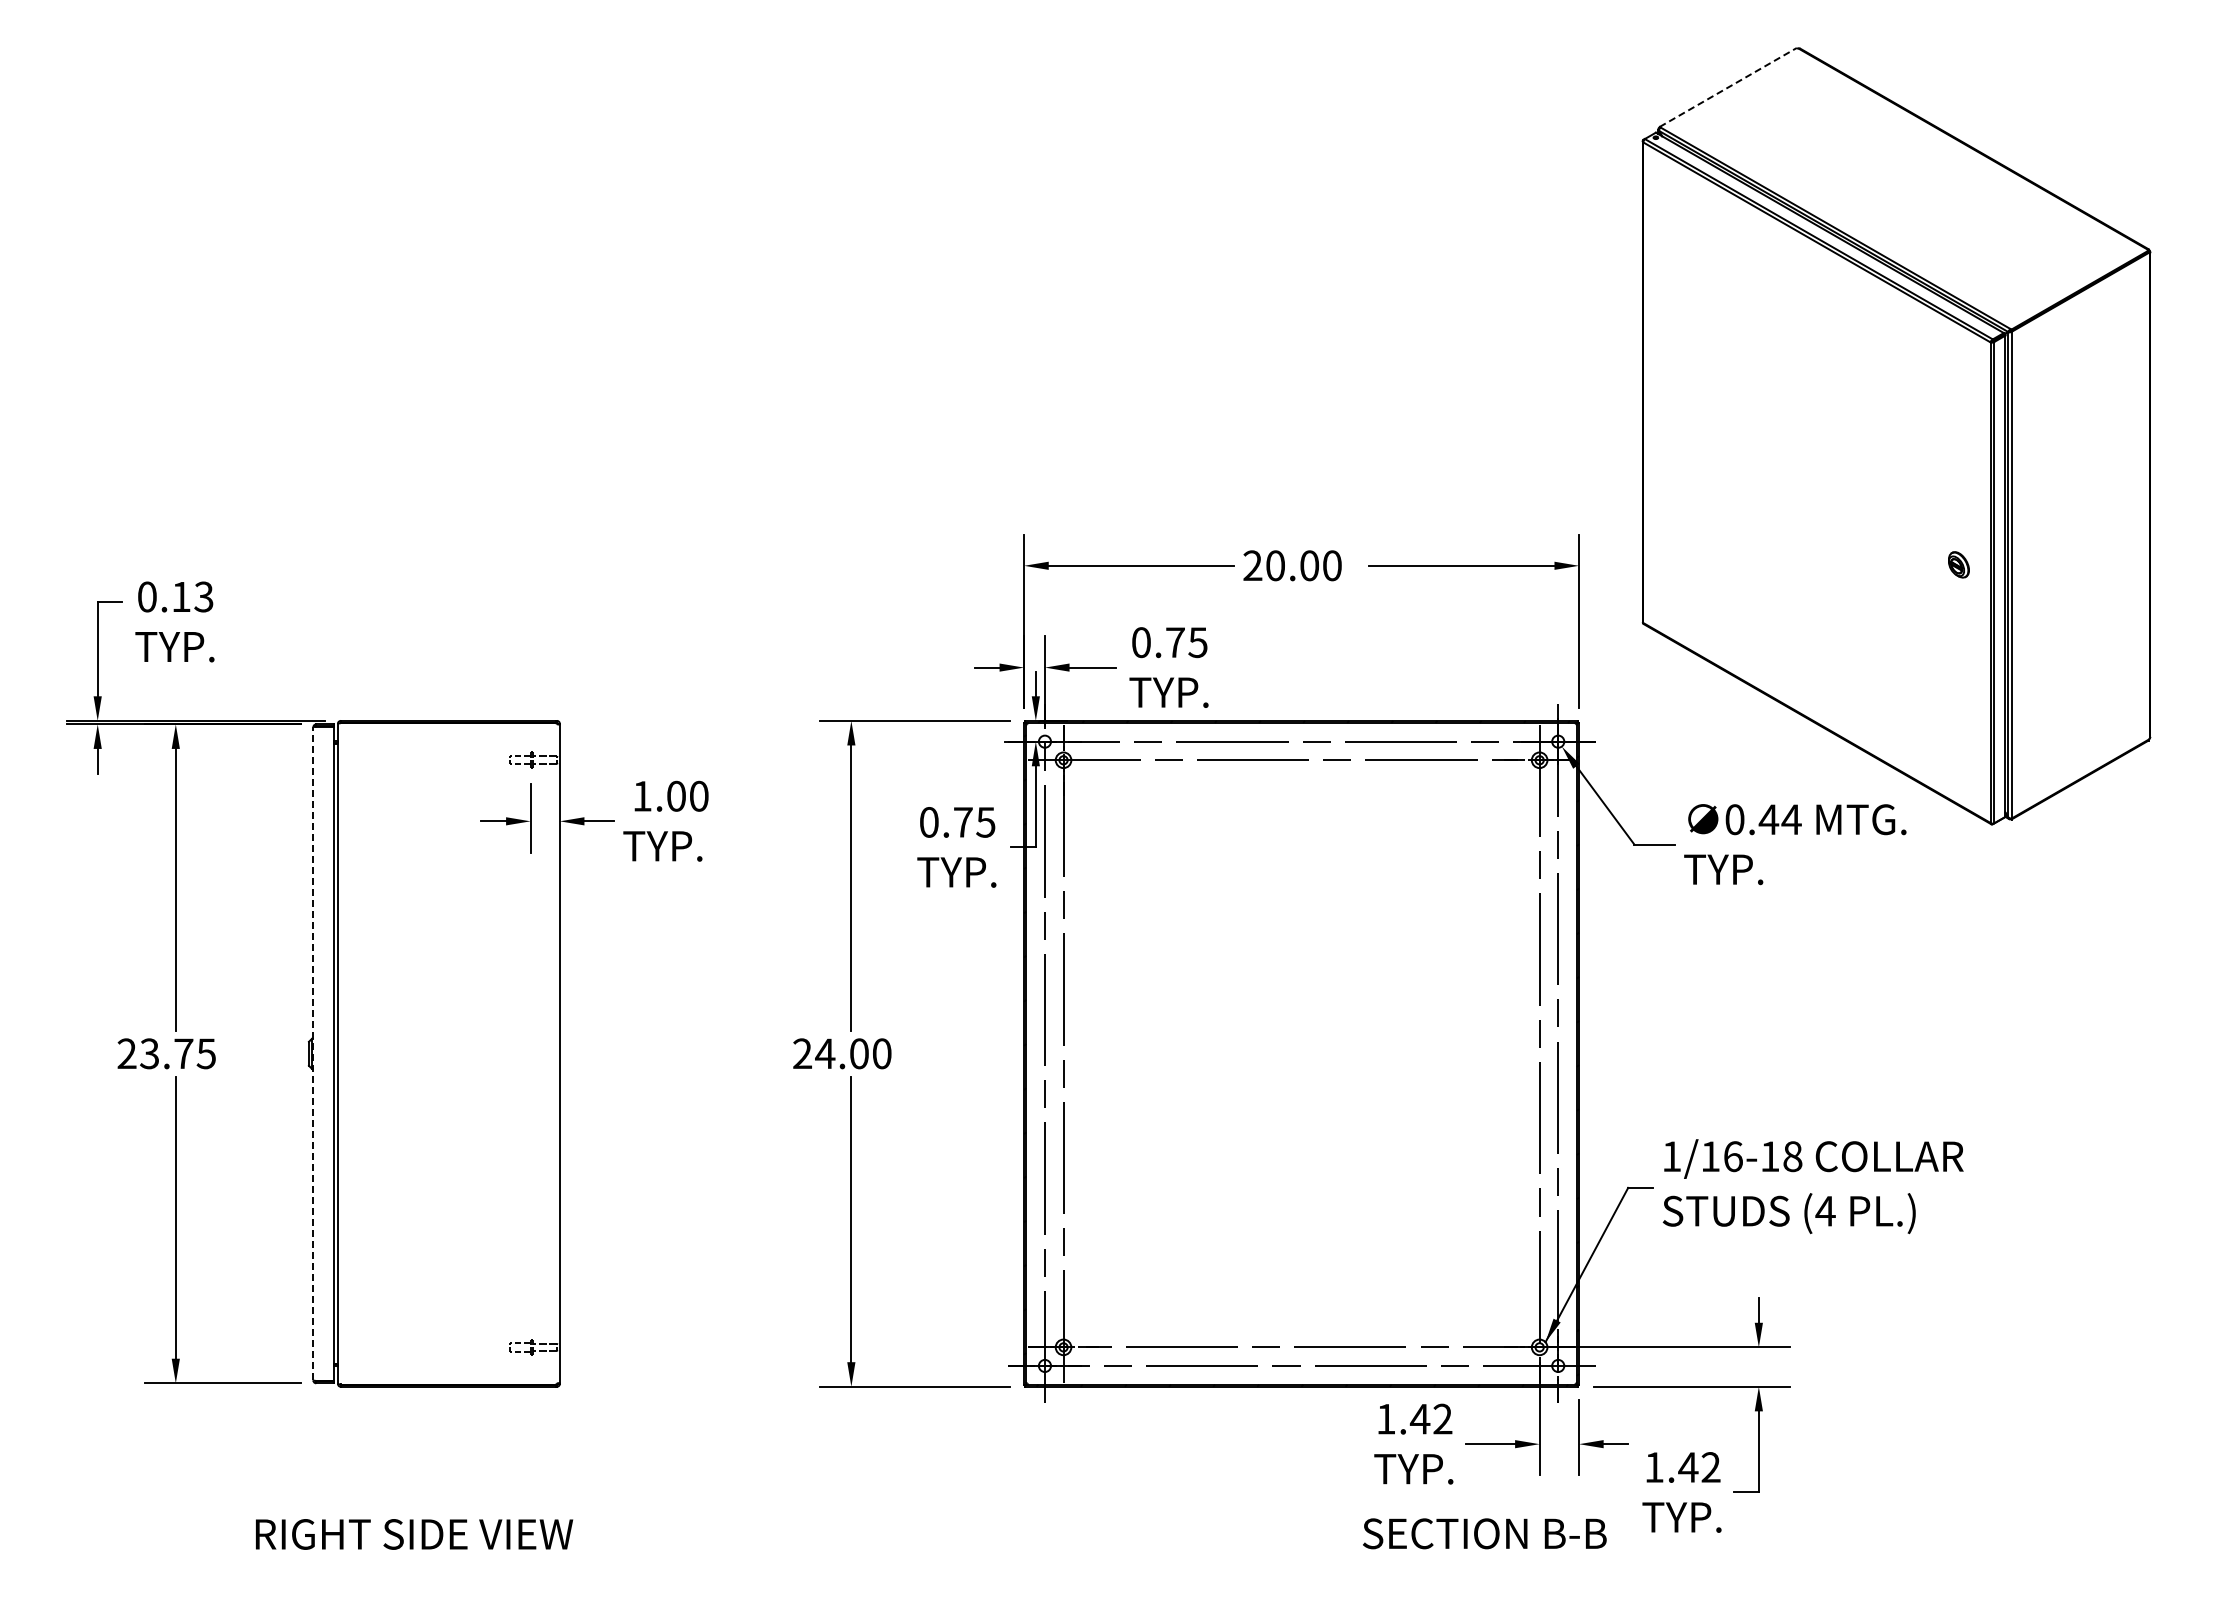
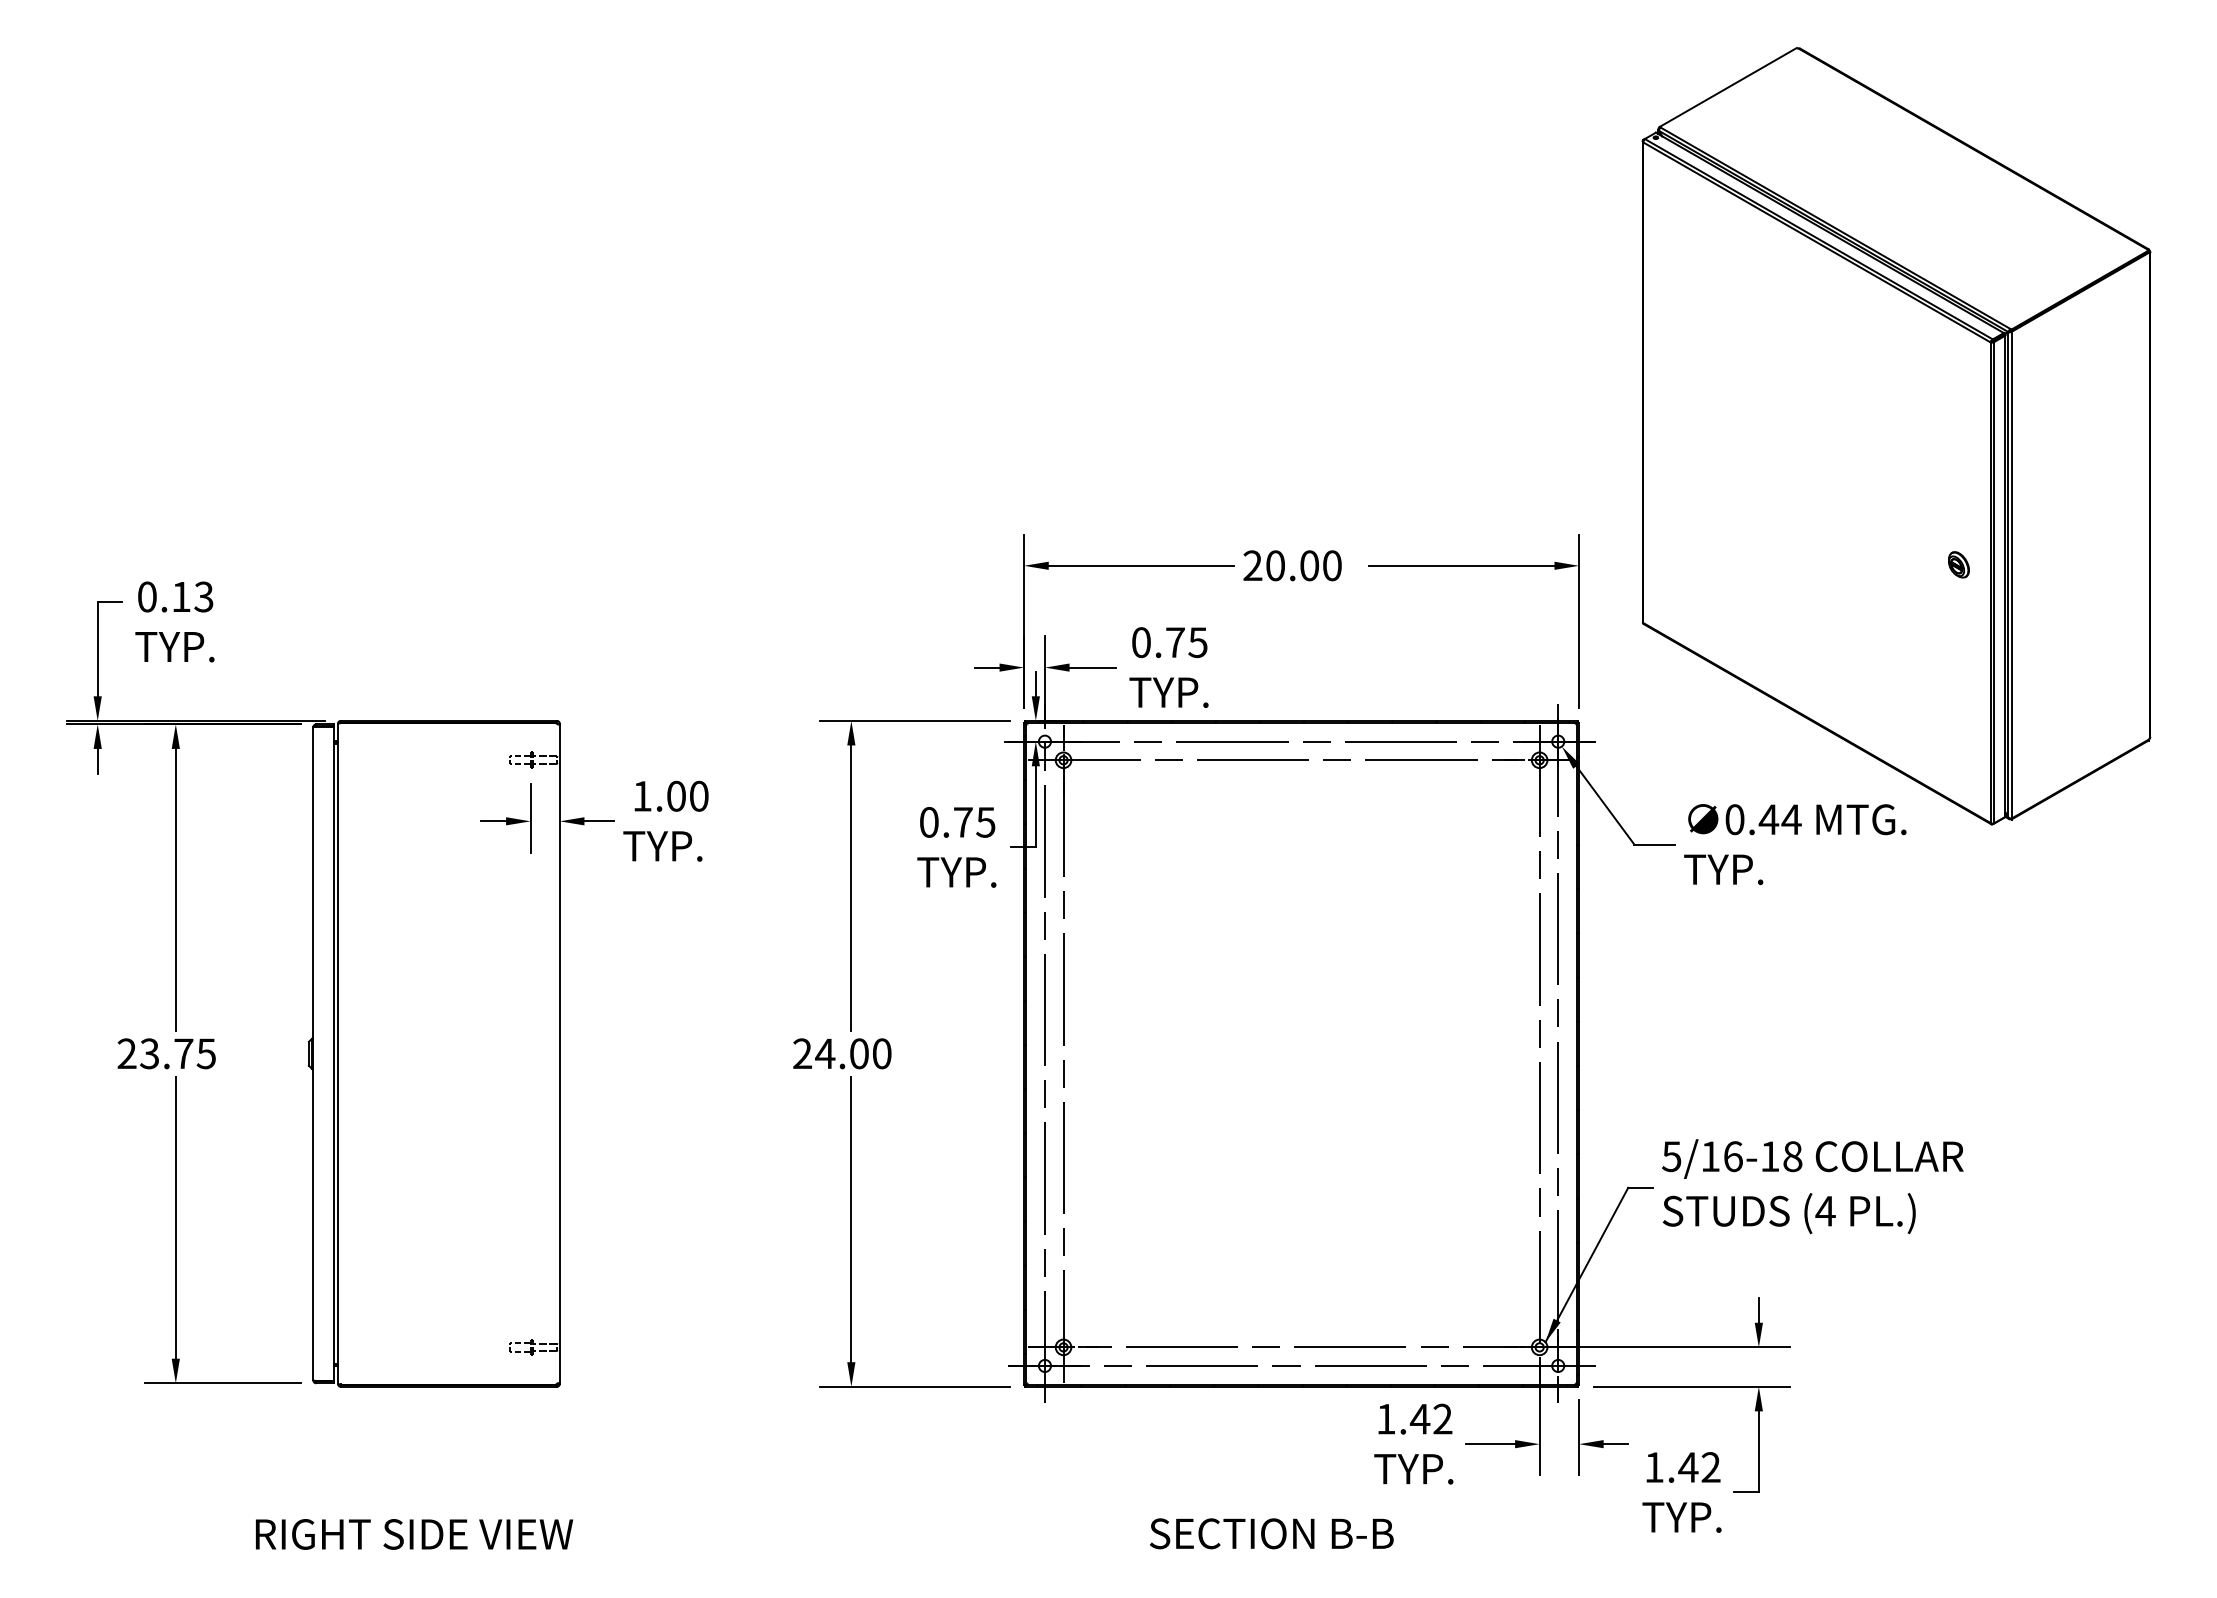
line: dashed -> solid (1728, 87)
line: dashed -> solid (313, 1053)
text: 1/16-18 -> 5/16-18 (1671, 1156)
text position: (1484, 1533) -> (1271, 1533) (1271, 1533)
